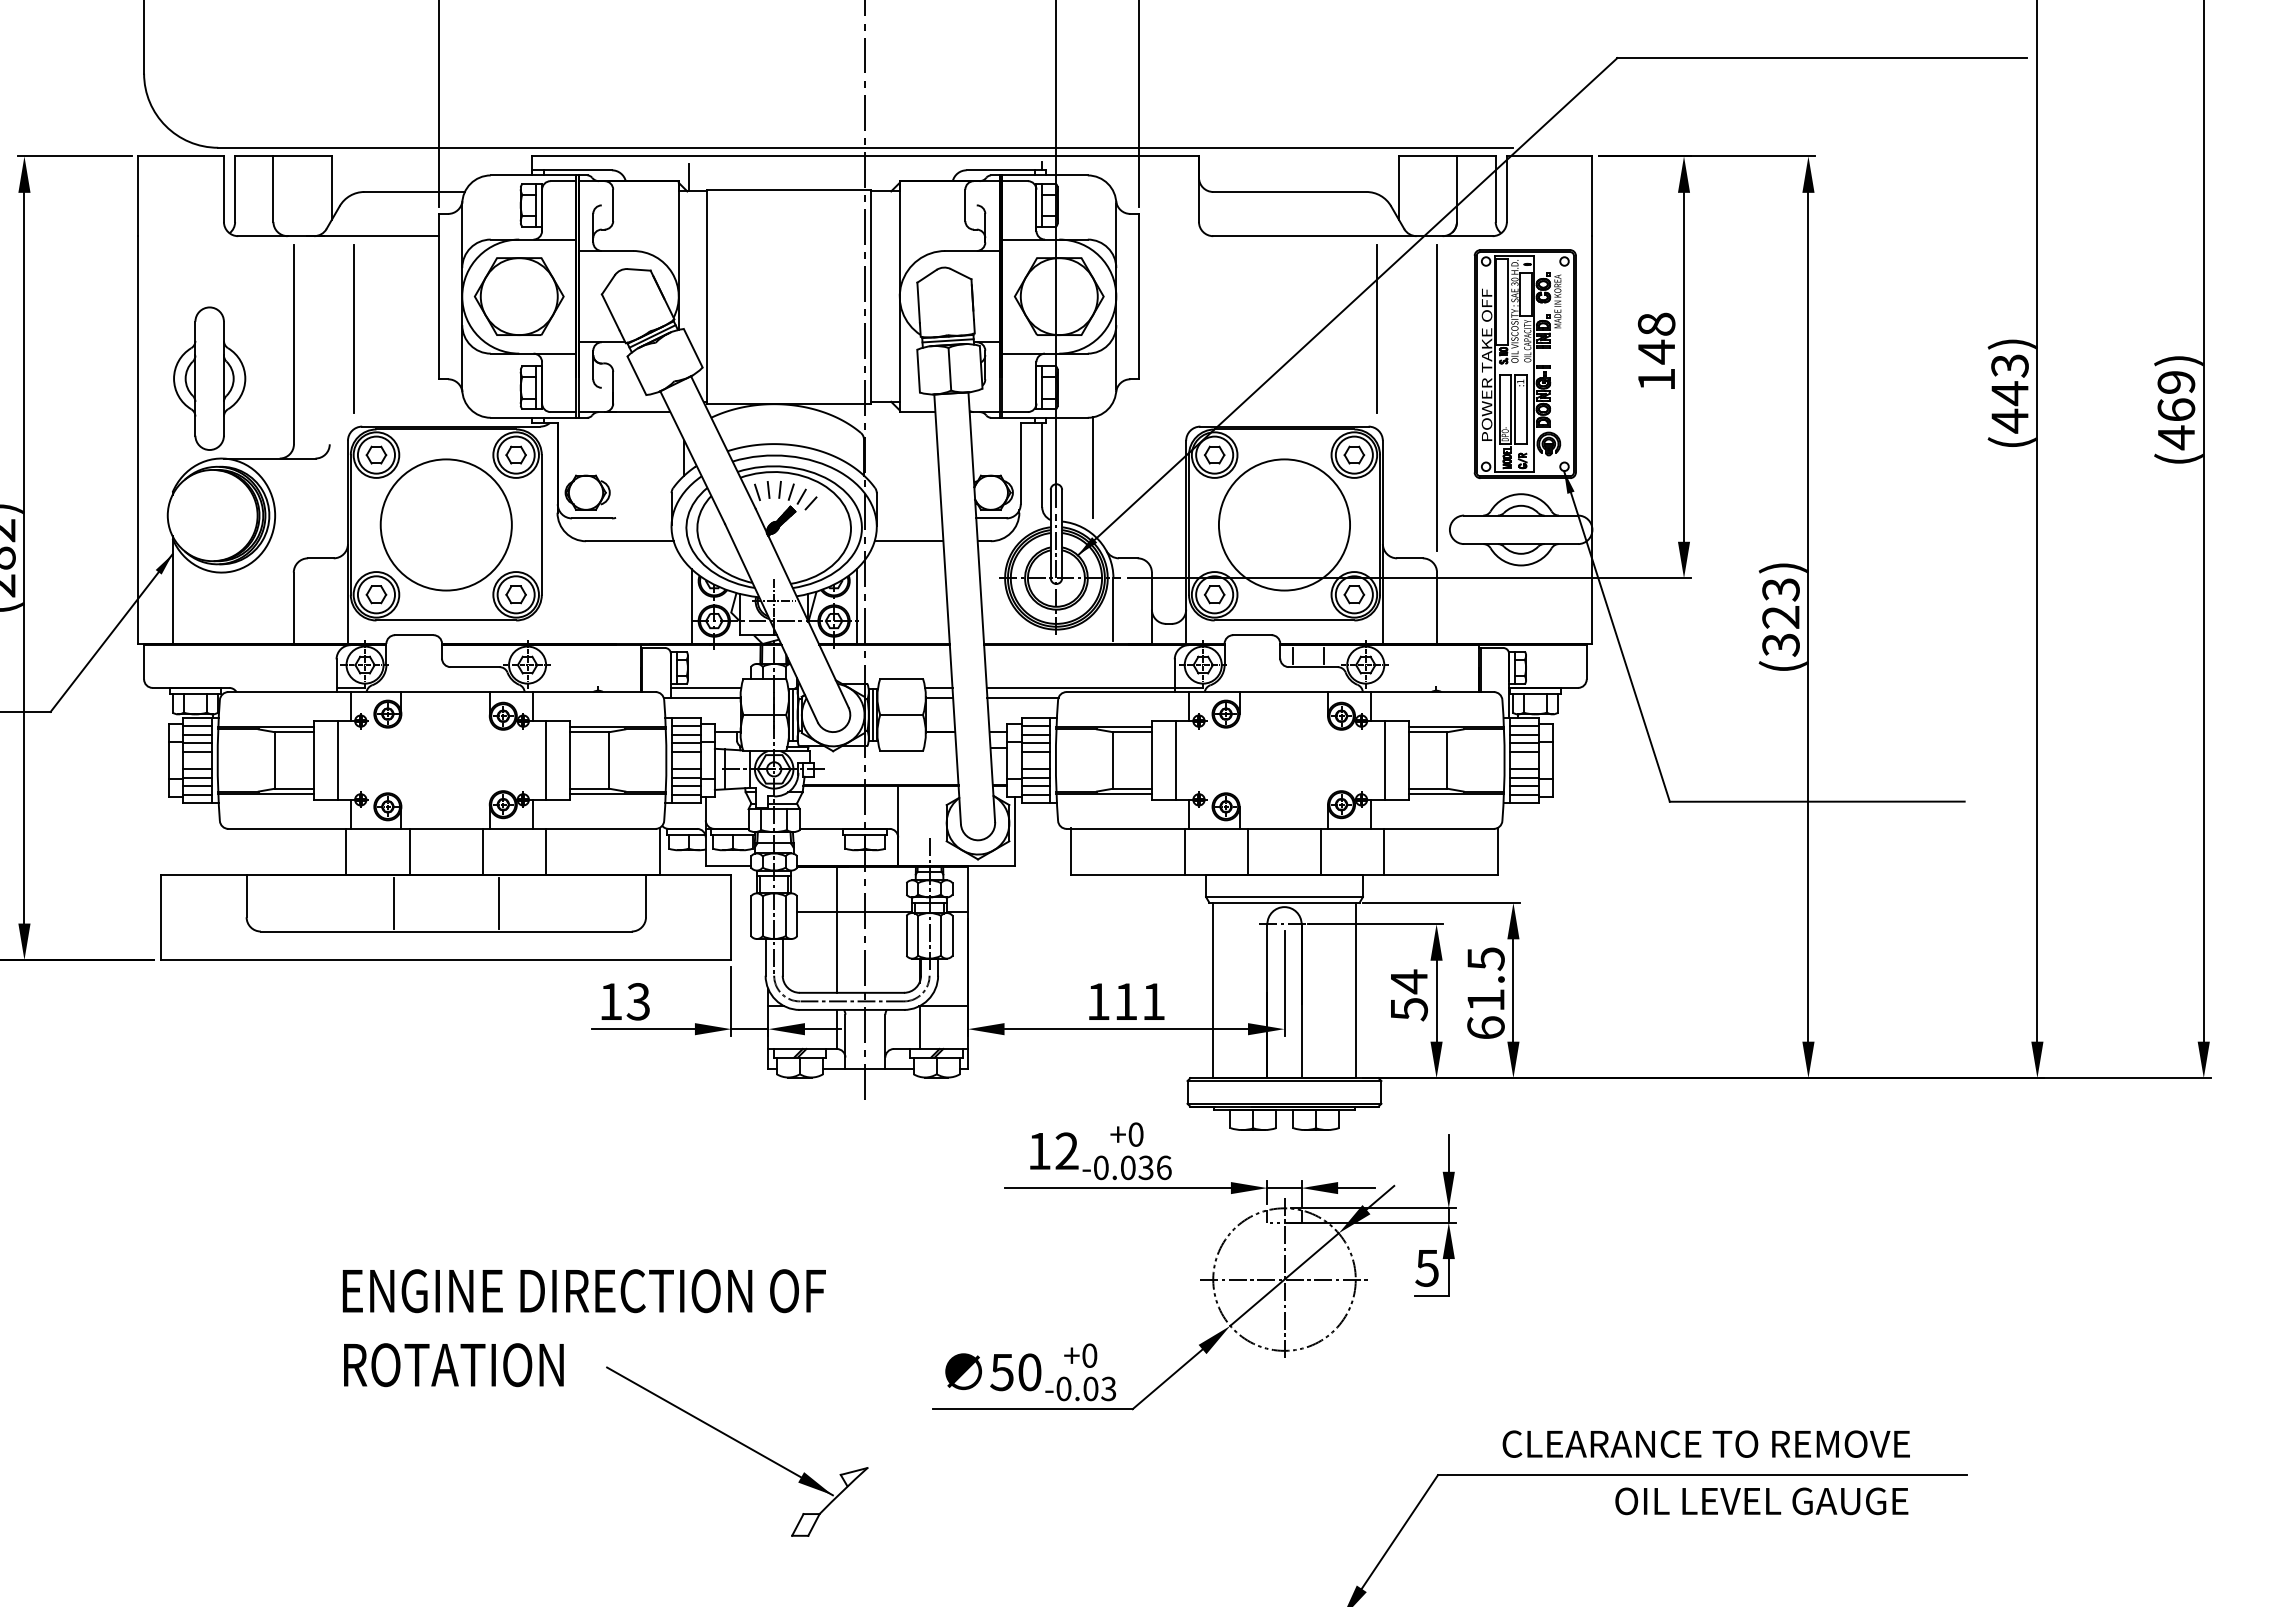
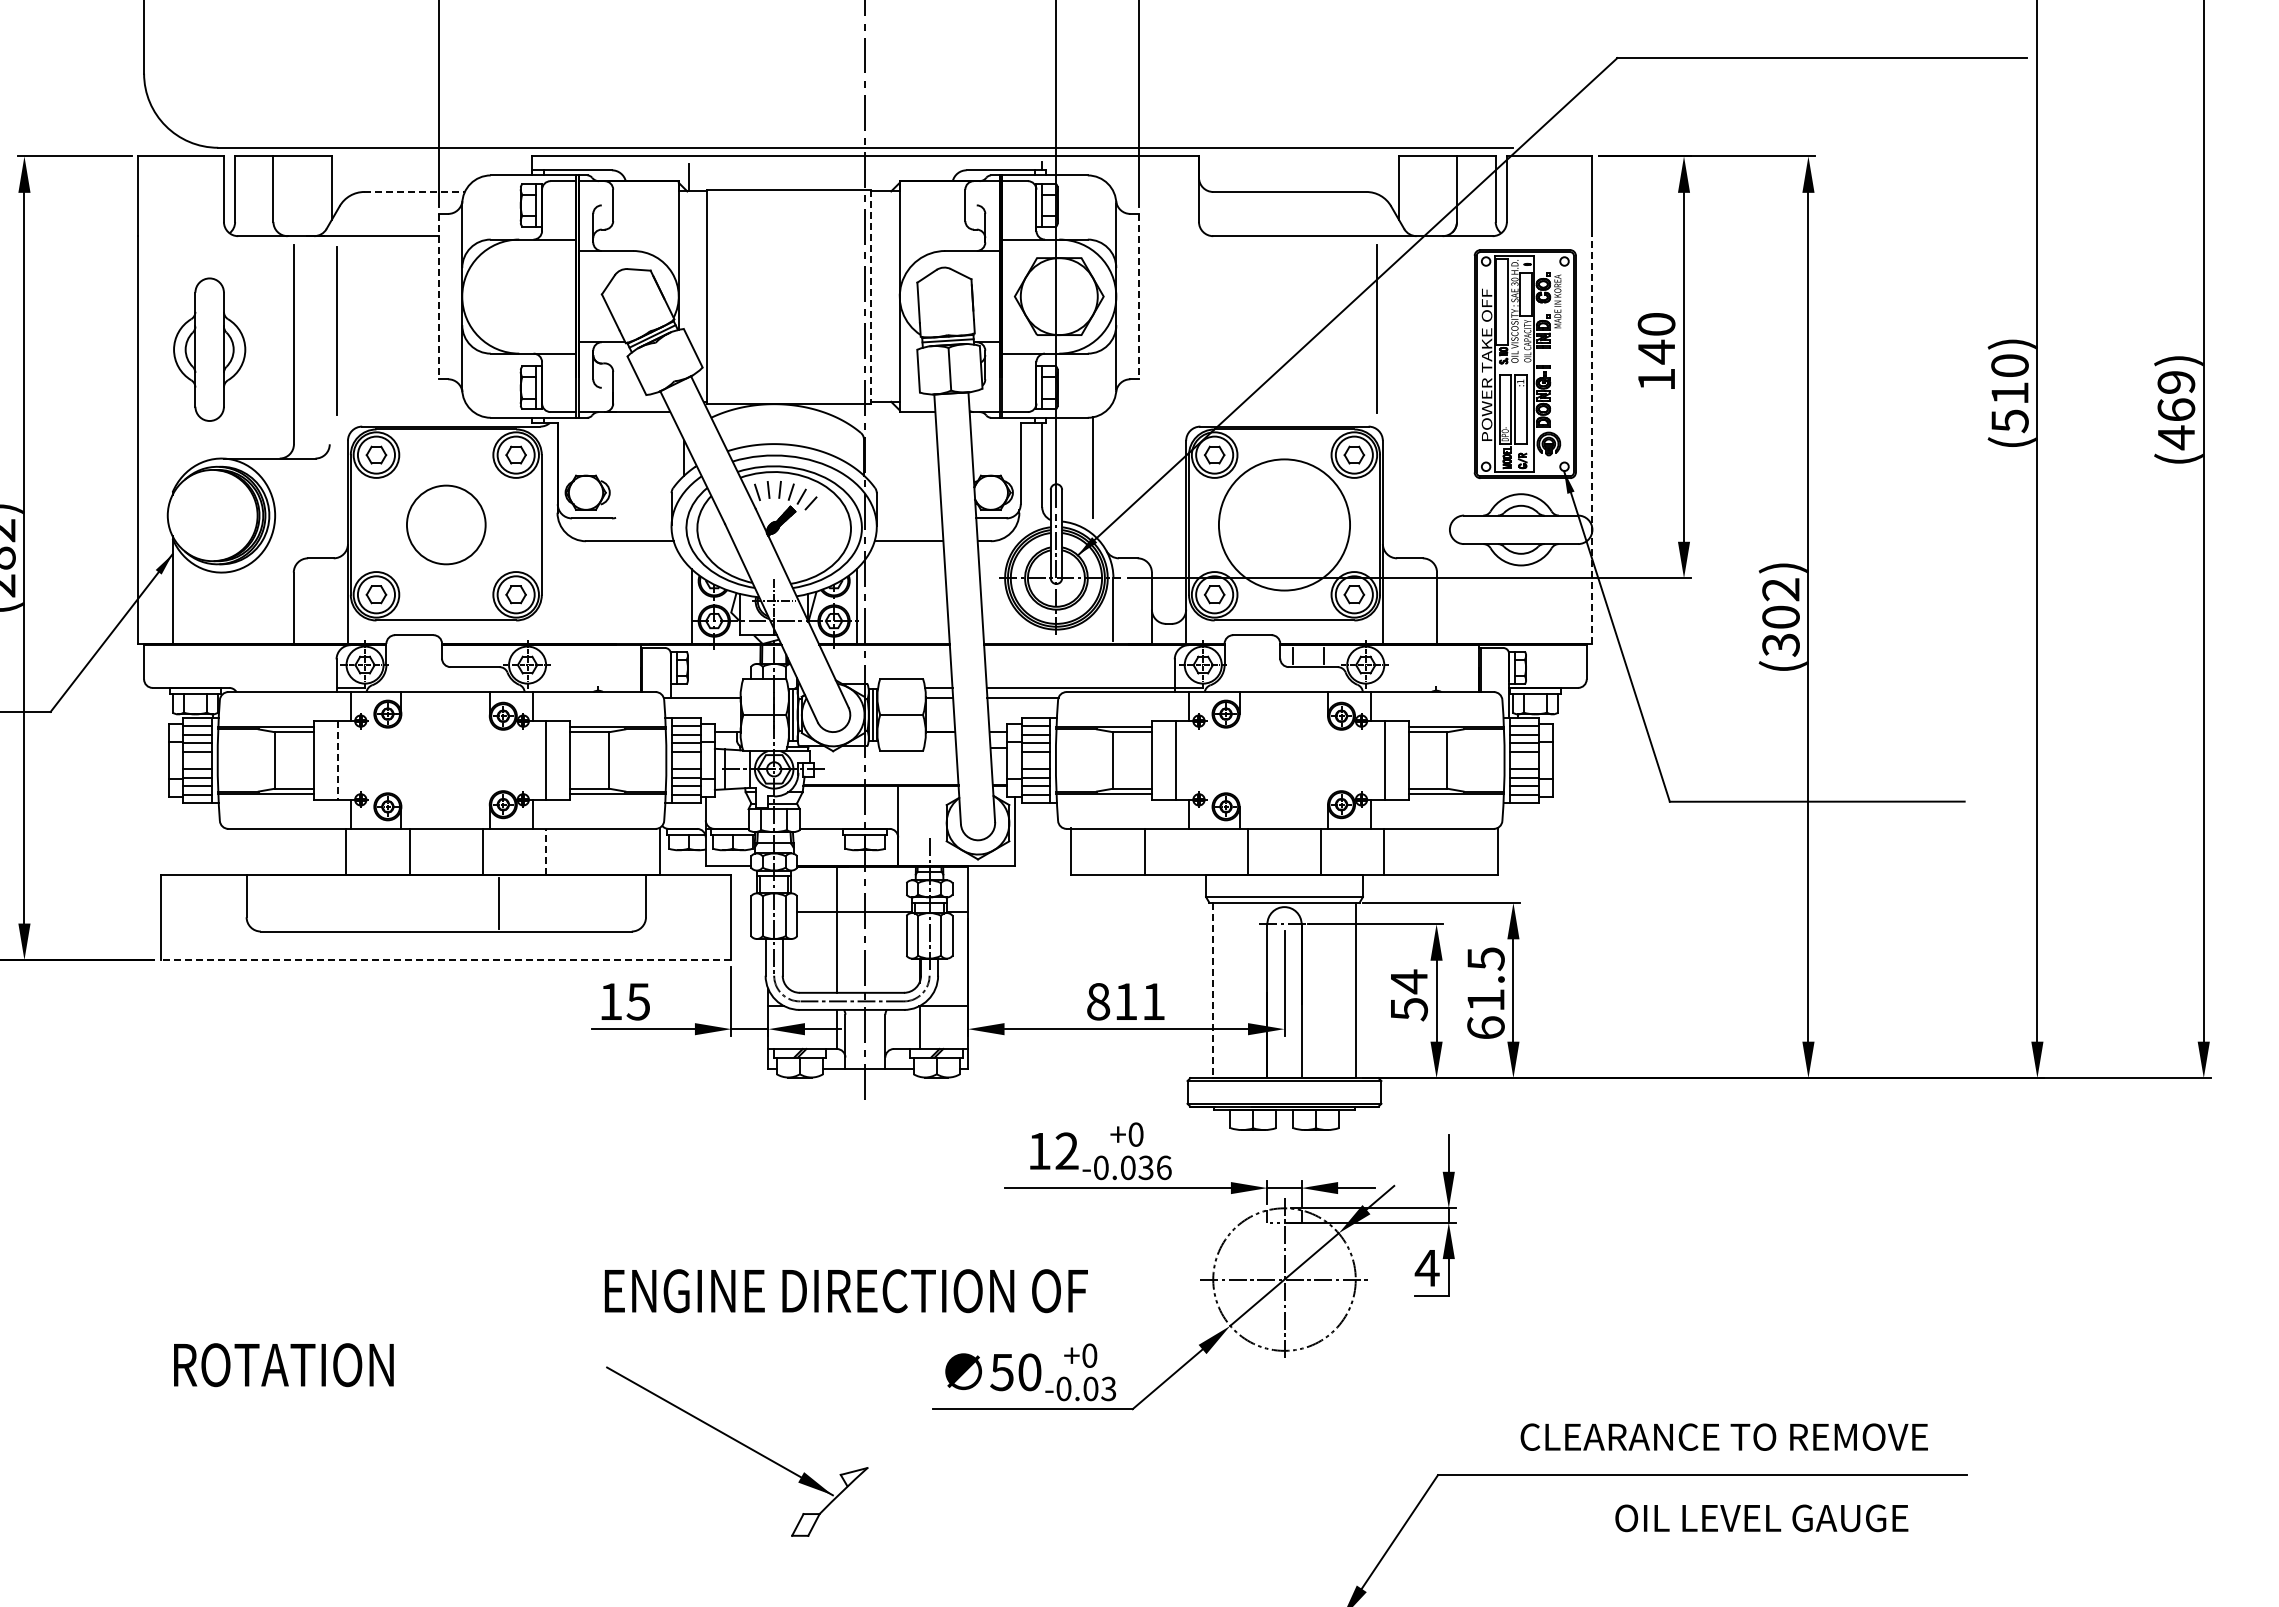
line: solid -> dashed (415, 191)
line: solid -> dashed (439, 296)
part: present -> none (518, 296)
line: solid -> dashed (1139, 296)
line: solid -> dashed (871, 297)
text: 148 -> 140 (1656, 323)
line position: (353, 328) -> (336, 330) (336, 330)
part position: (209, 378) -> (209, 349) (209, 349)
text: (443) -> (510) (2009, 393)
line: present -> none (1436, 397)
line: solid -> dashed (1592, 440)
circle diameter: 131 px -> 79 px (445, 524)
text: (323) -> (302) (1780, 603)
line: present -> none (705, 687)
line: solid -> dashed (337, 760)
line: solid -> dashed (546, 851)
line position: (1184, 851) -> (1144, 851) (1144, 851)
line: present -> none (393, 902)
line: solid -> dashed (445, 960)
line: solid -> dashed (1213, 990)
text: 13 -> 15 (637, 1001)
text: 111 -> 811 (1098, 1001)
text: 5 -> 4 (1426, 1268)
text position: (583, 1291) -> (845, 1291) (845, 1291)
text position: (453, 1365) -> (283, 1365) (283, 1365)
text position: (1705, 1443) -> (1723, 1436) (1723, 1436)
text position: (1761, 1501) -> (1761, 1518) (1761, 1518)
